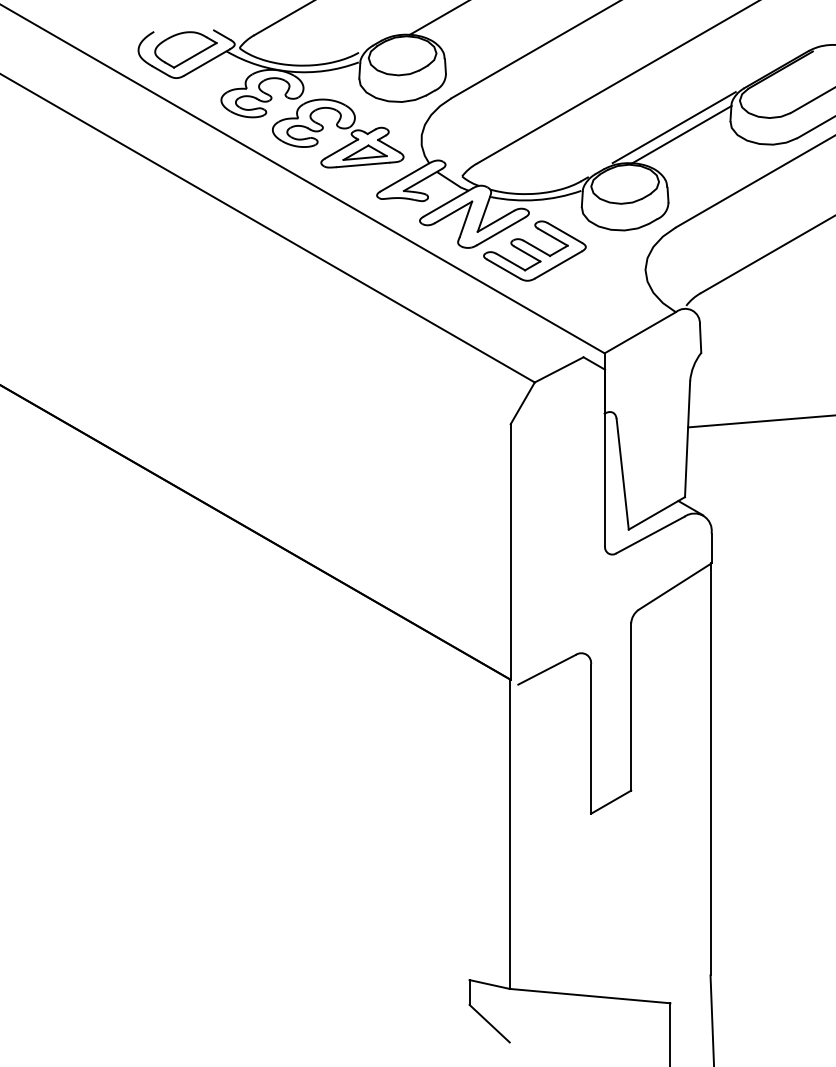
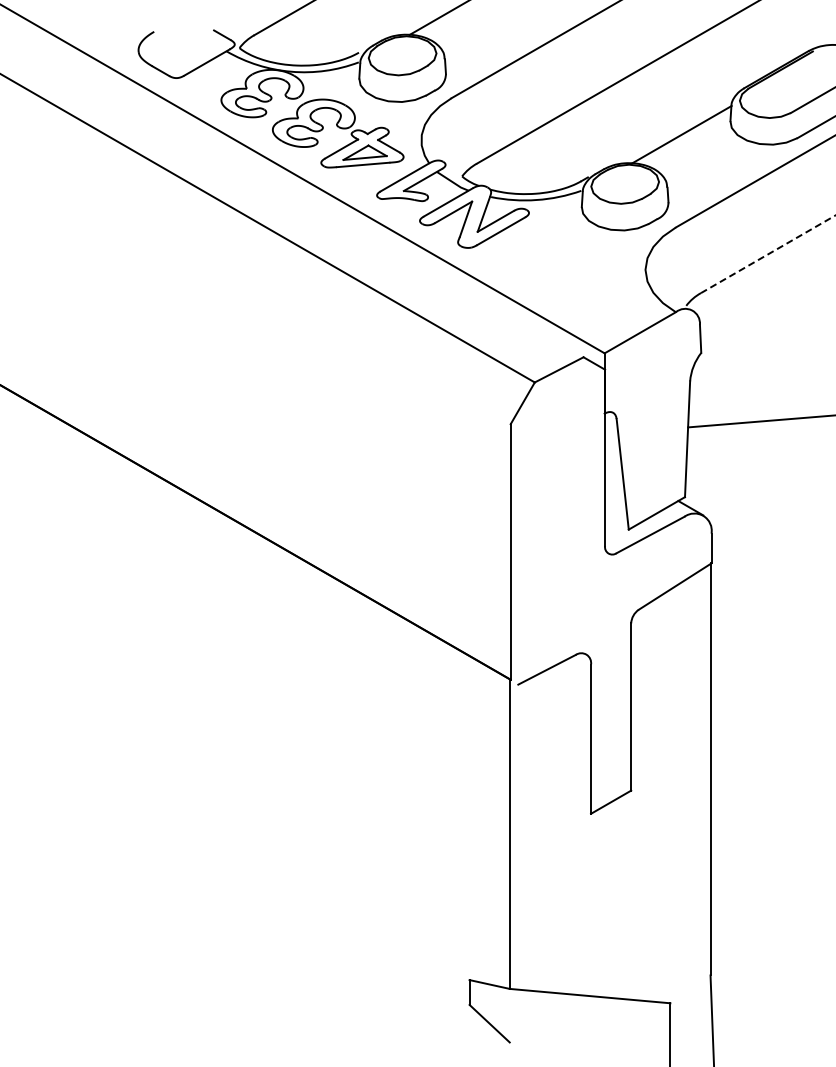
part: present -> none (185, 49)
line: present -> none (673, 127)
part: present -> none (534, 250)
line: solid -> dashed (767, 254)
